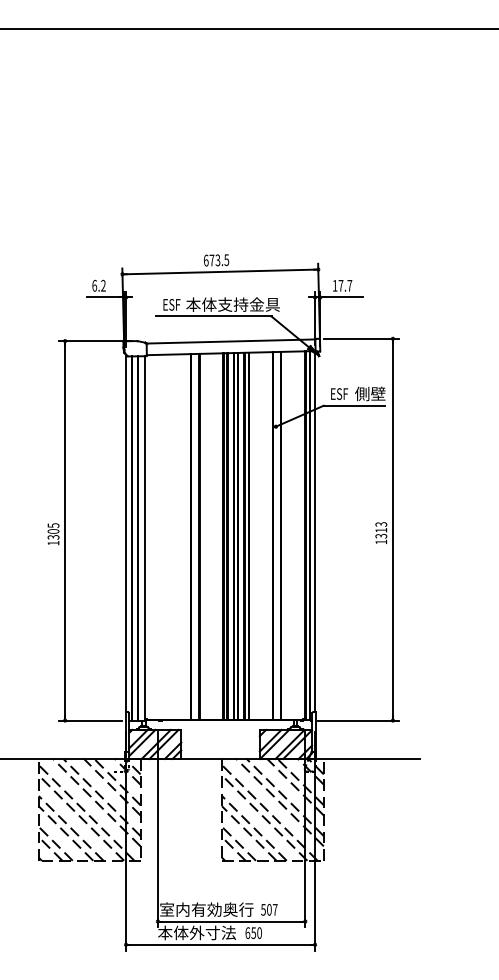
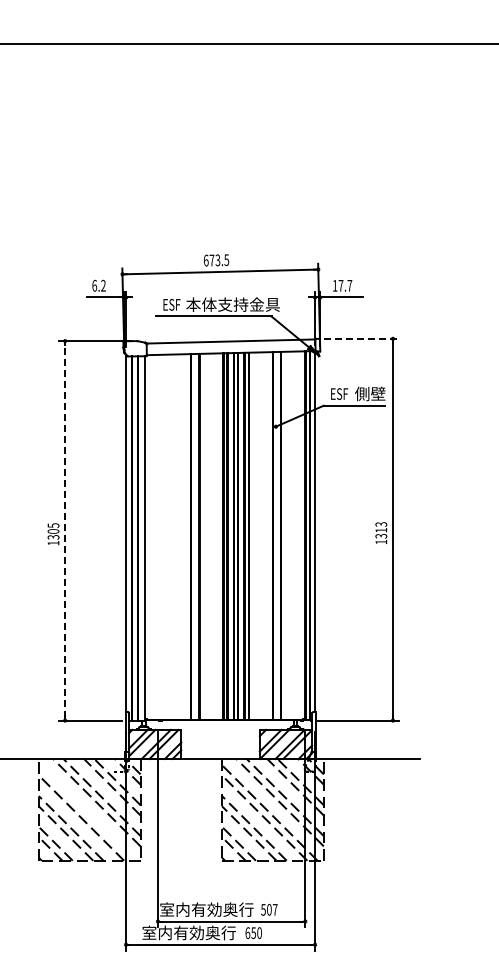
line position: (248, 29) -> (248, 44) (248, 44)
line: solid -> dashed (362, 338)
line: solid -> dashed (65, 530)
line: present -> none (86, 812)
text: 本体外寸法 -> 室内有効奥行 (188, 932)
